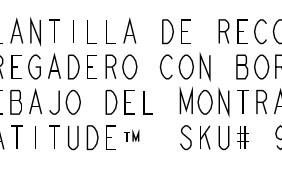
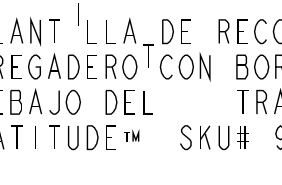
line position: (73, 31) -> (78, 14) (78, 14)
part: none -> present (148, 55)
part: present -> none (204, 101)
